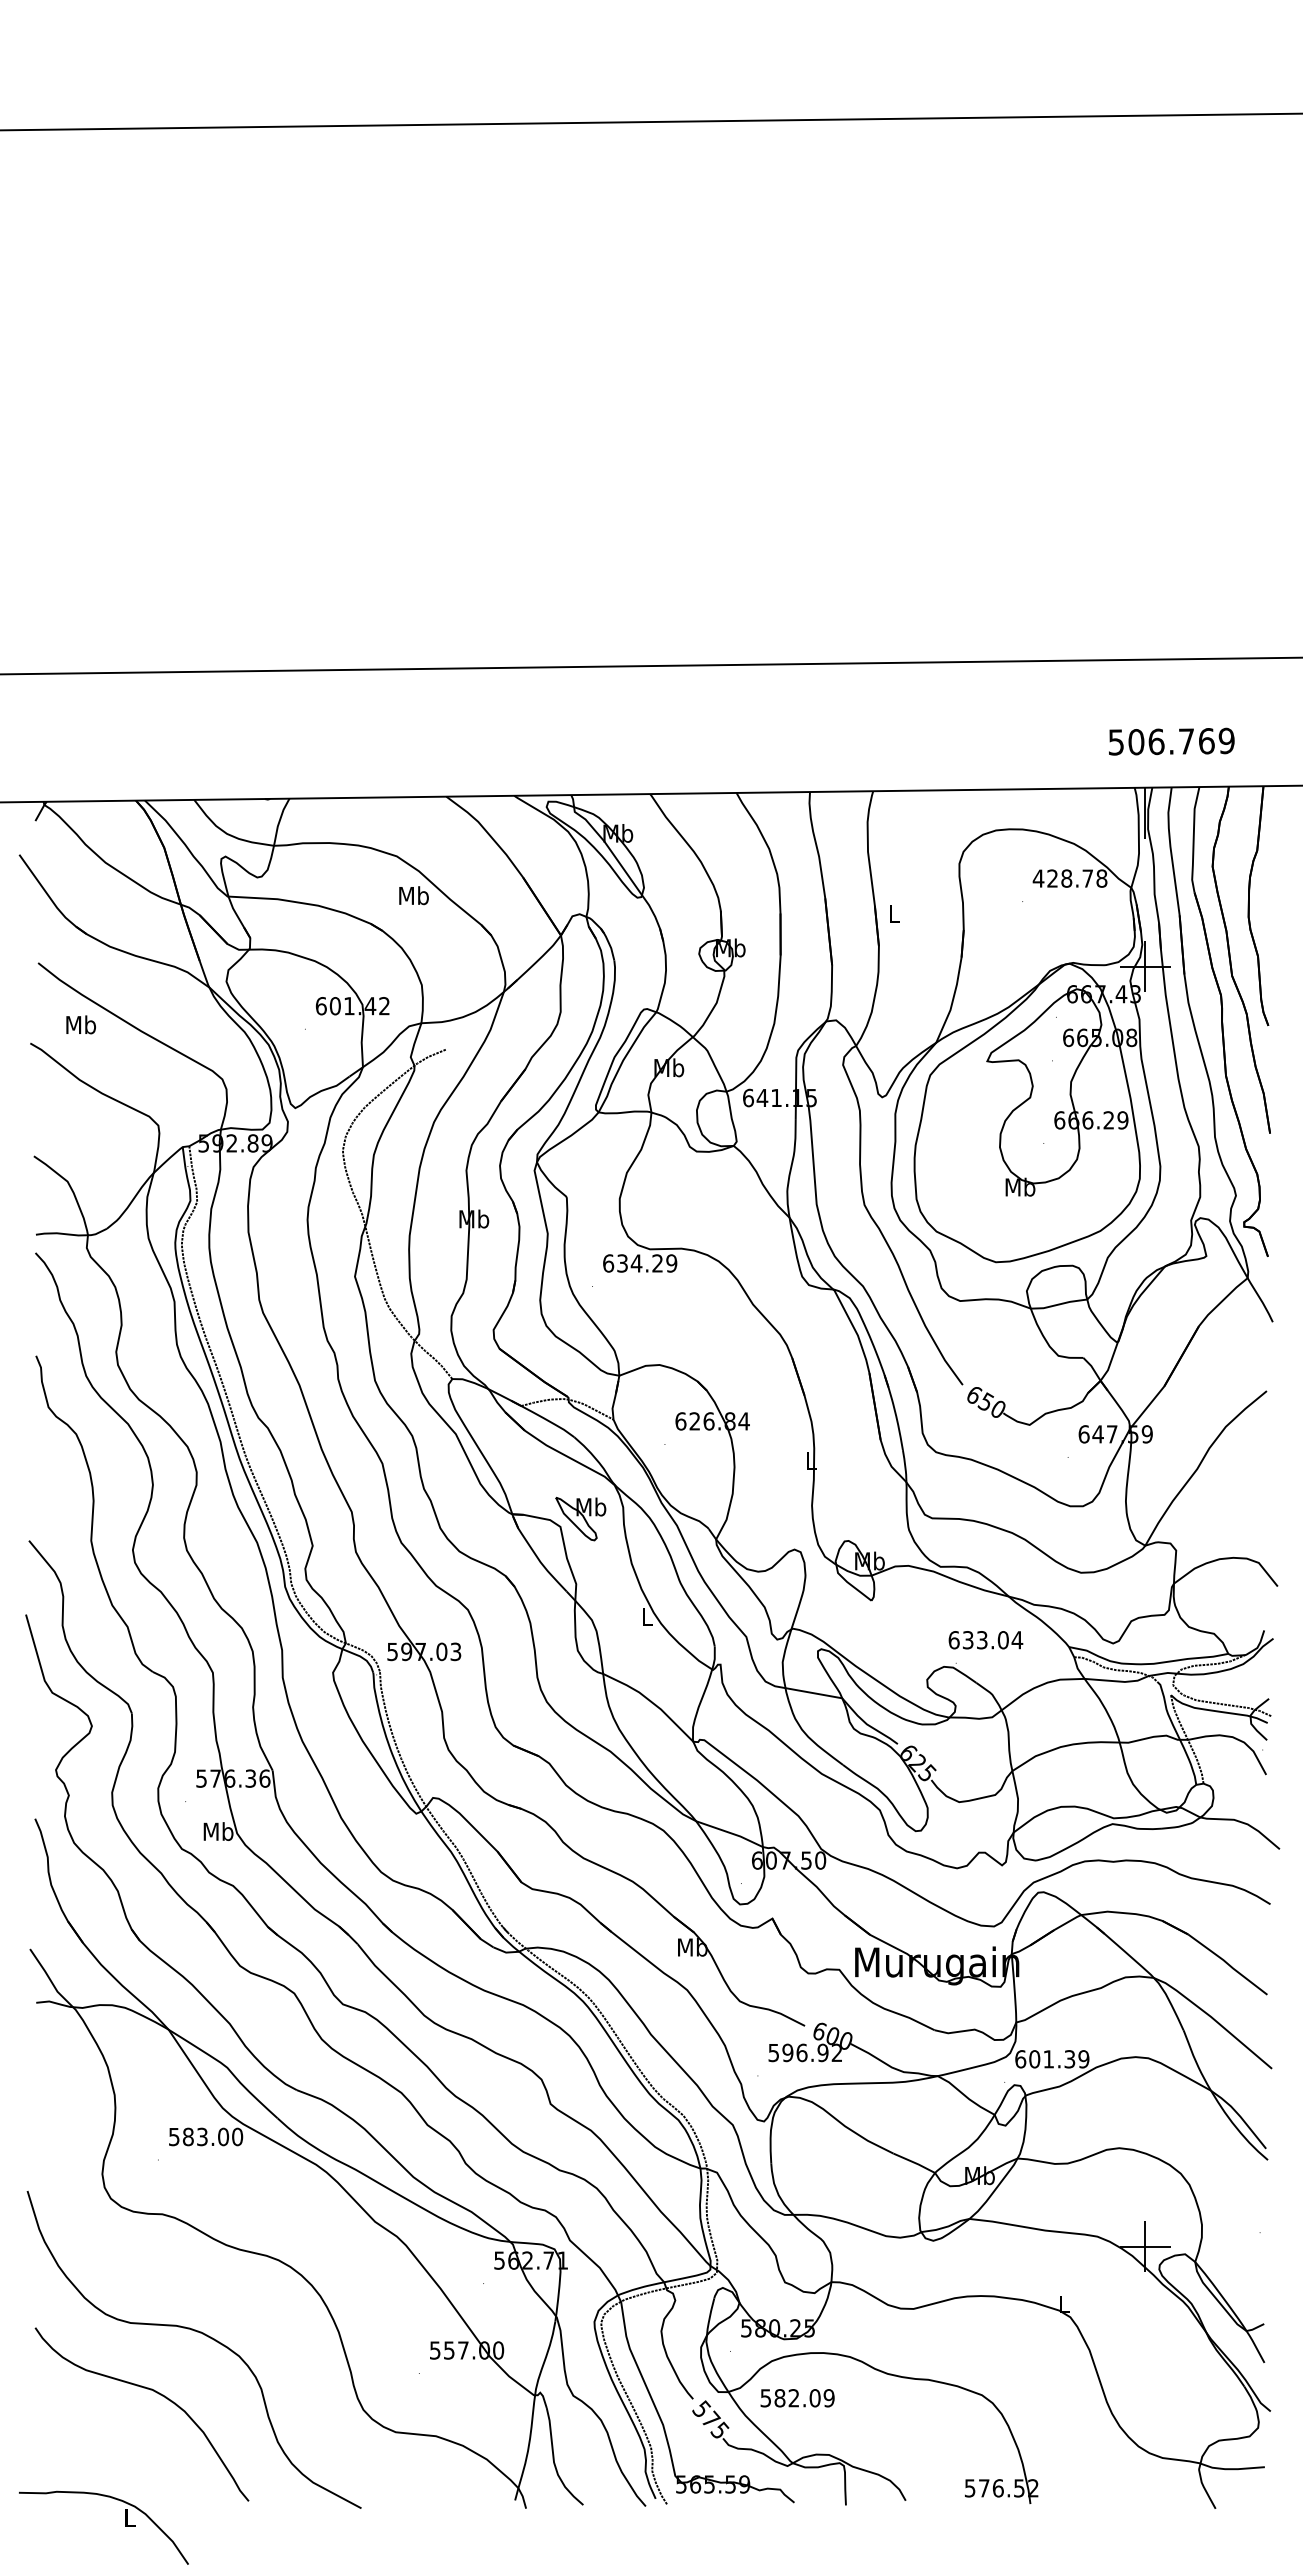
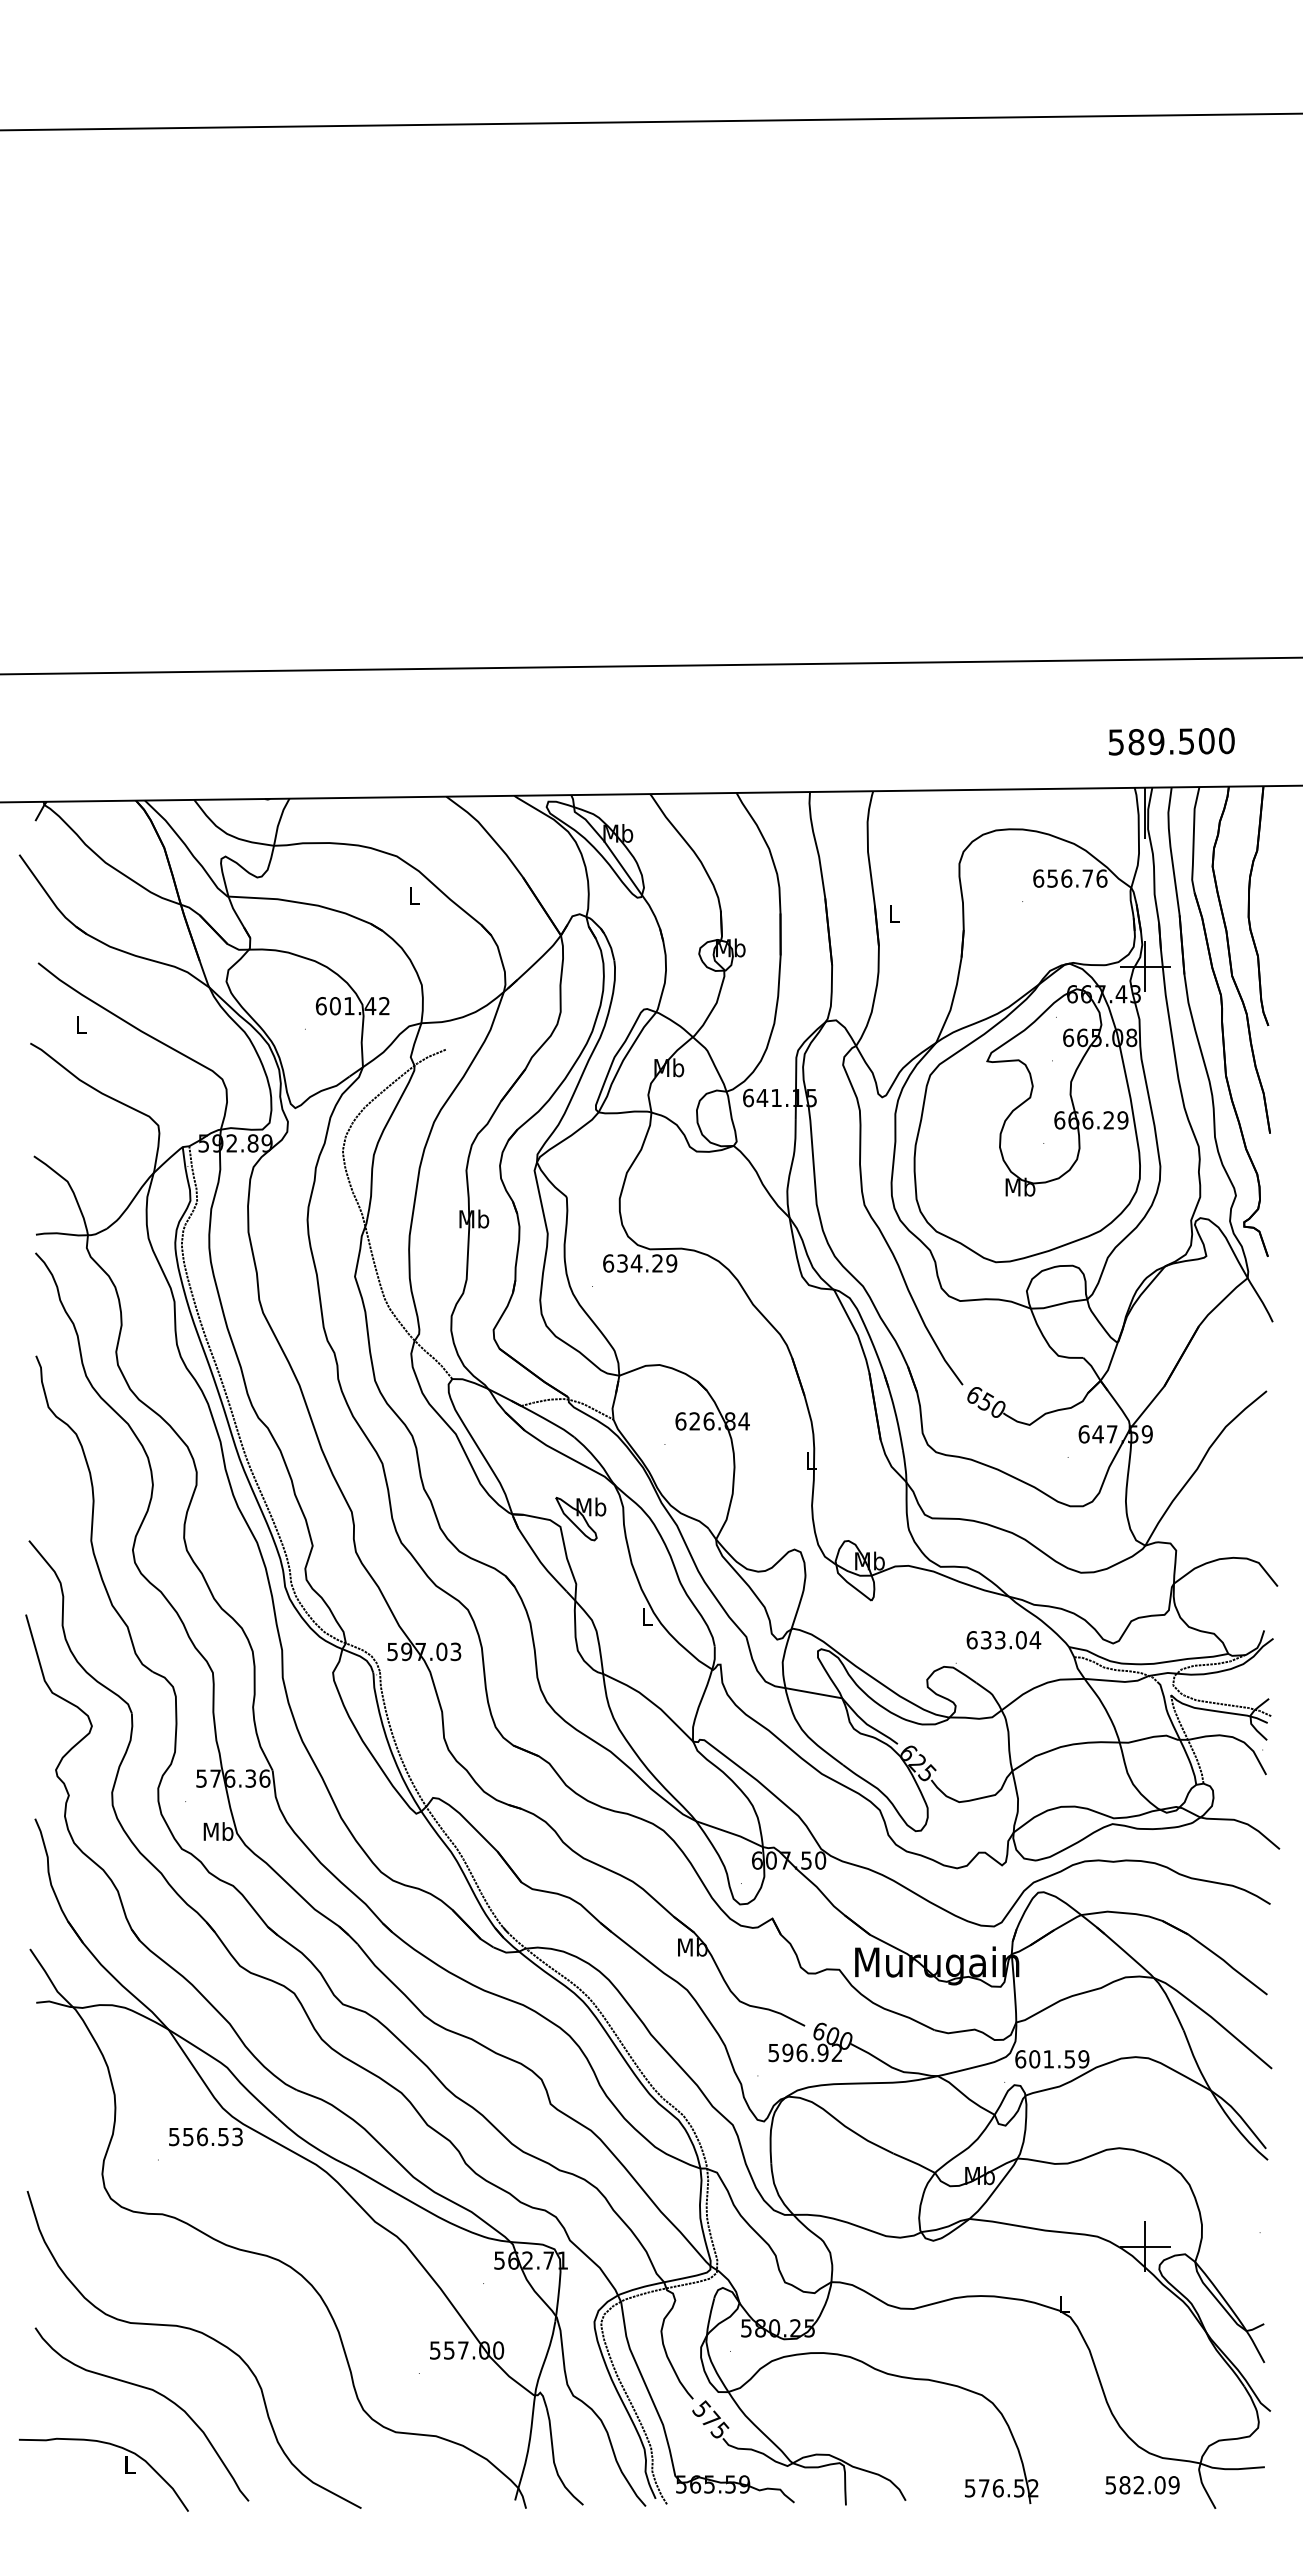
text: 506.769 -> 589.500 (1181, 741)
text: 428.78 -> 656.76 (1069, 878)
text: Mb -> L (413, 895)
text: Mb -> L (81, 1024)
text position: (985, 1640) -> (1003, 1640) (1003, 1640)
text: 601.39 -> 601.59 (1070, 2058)
text: 583.00 -> 556.53 (213, 2136)
text position: (797, 2398) -> (1142, 2485) (1142, 2485)
part position: (125, 2526) -> (125, 2473) (125, 2473)
